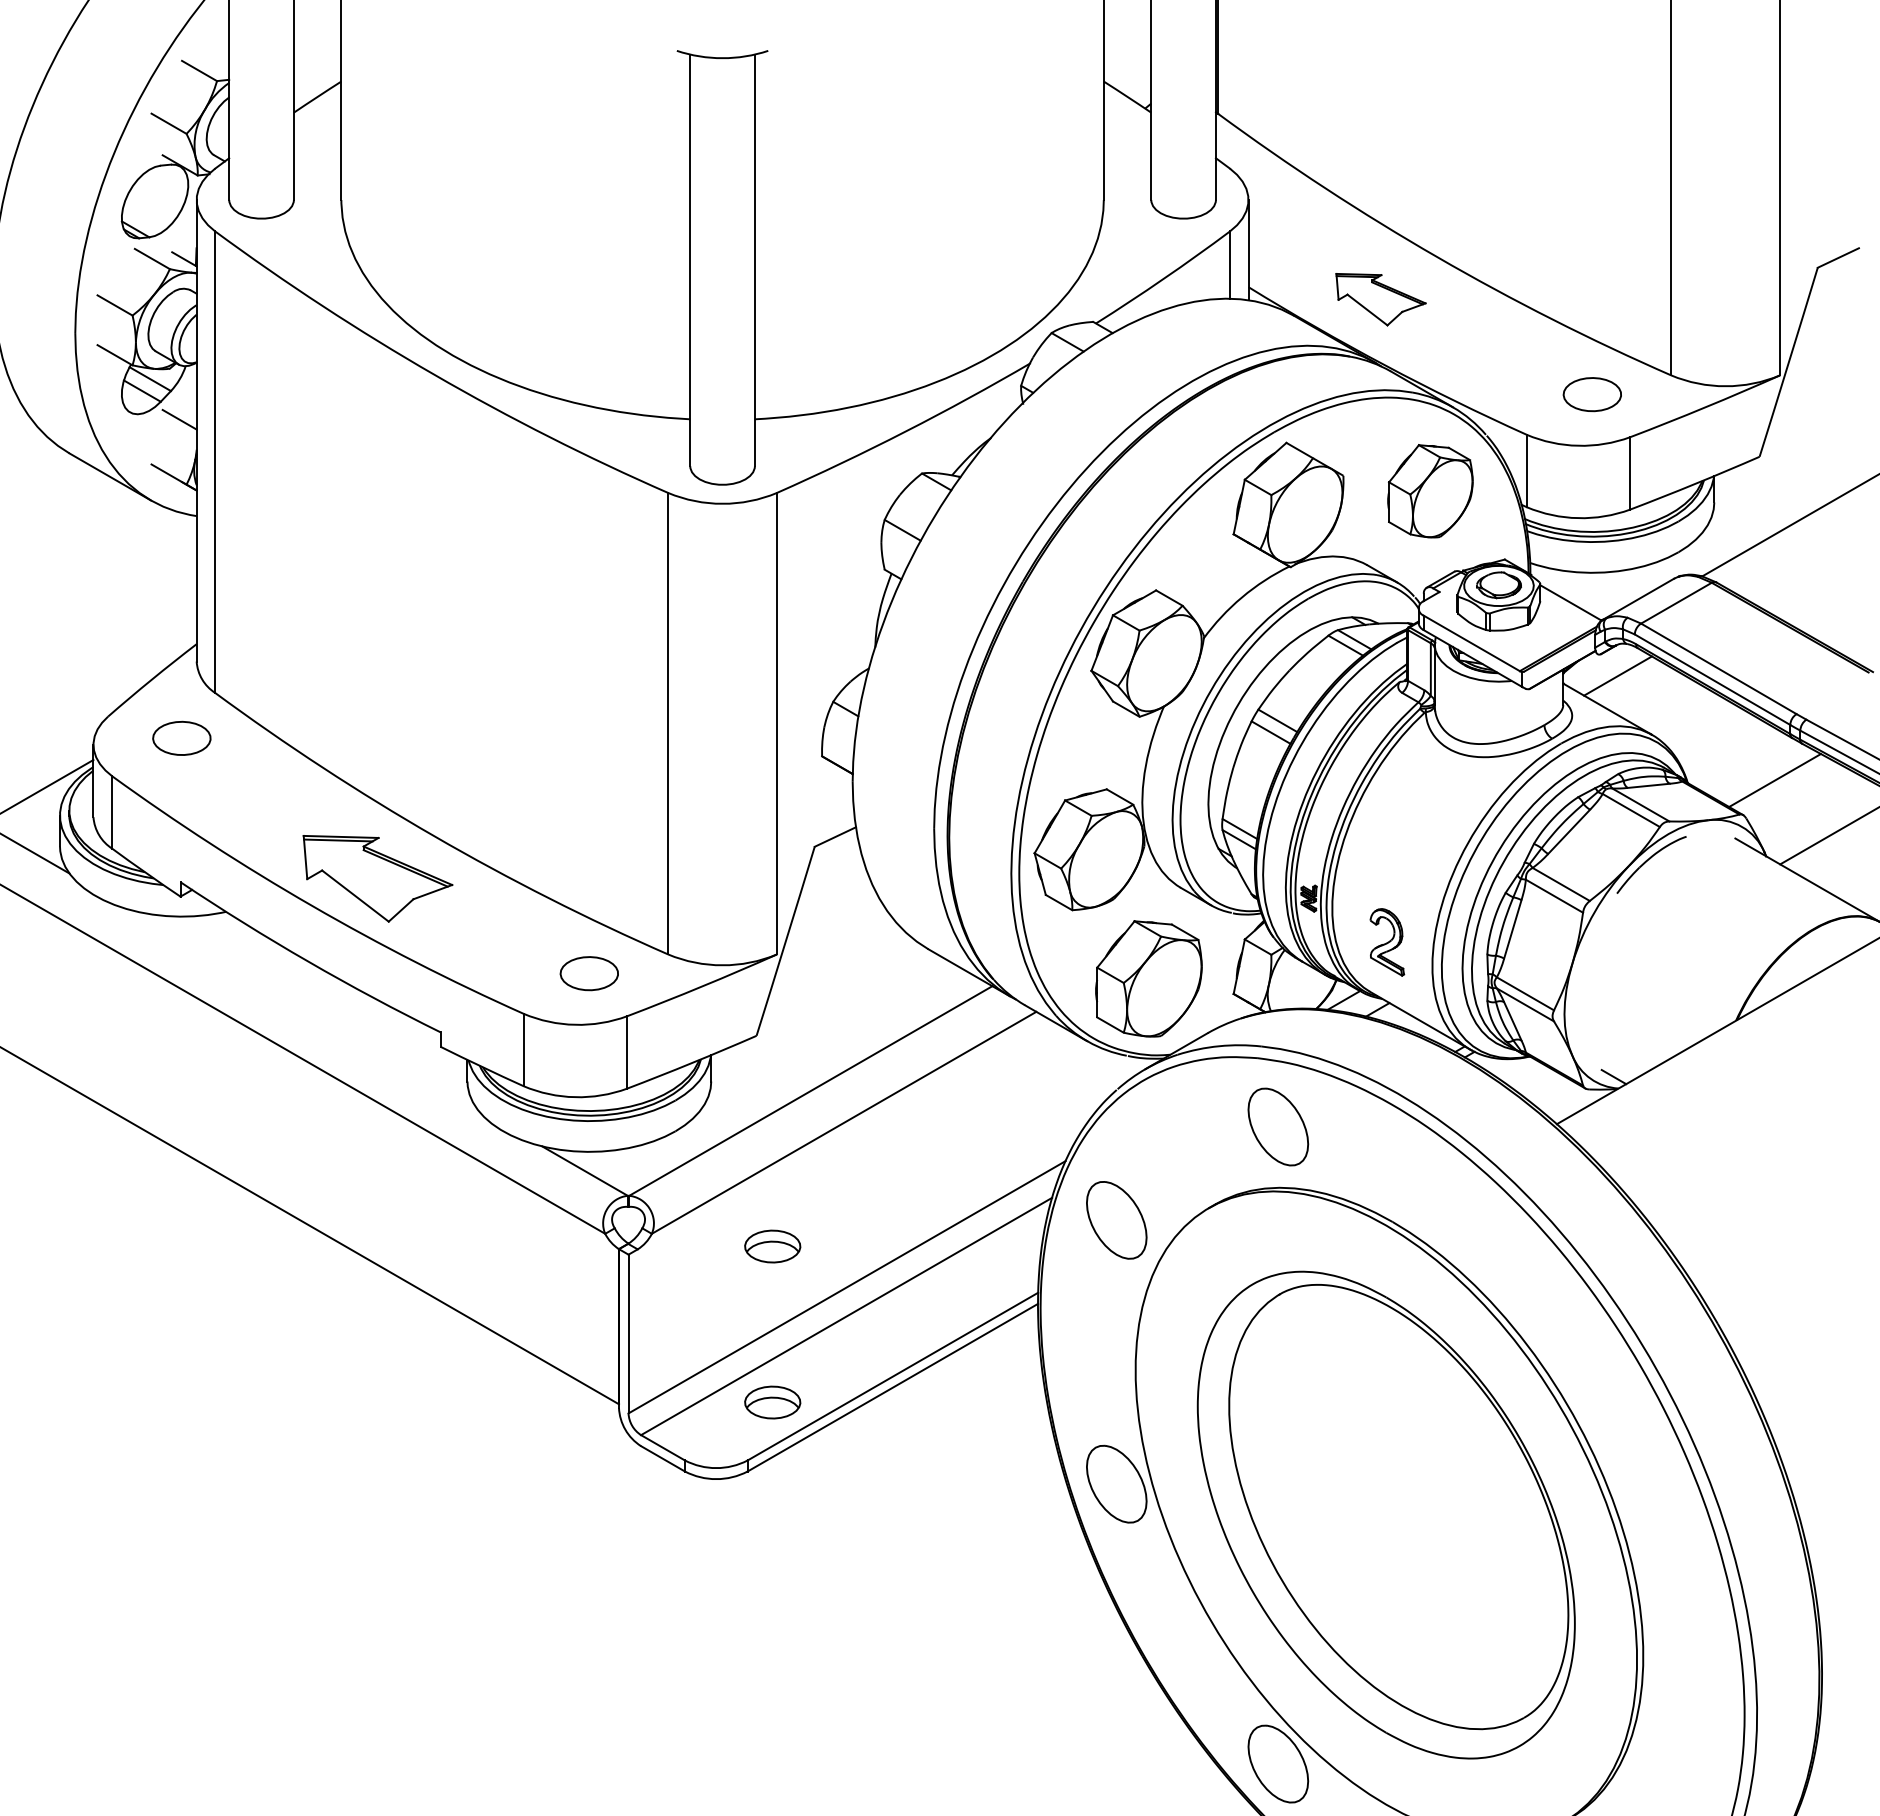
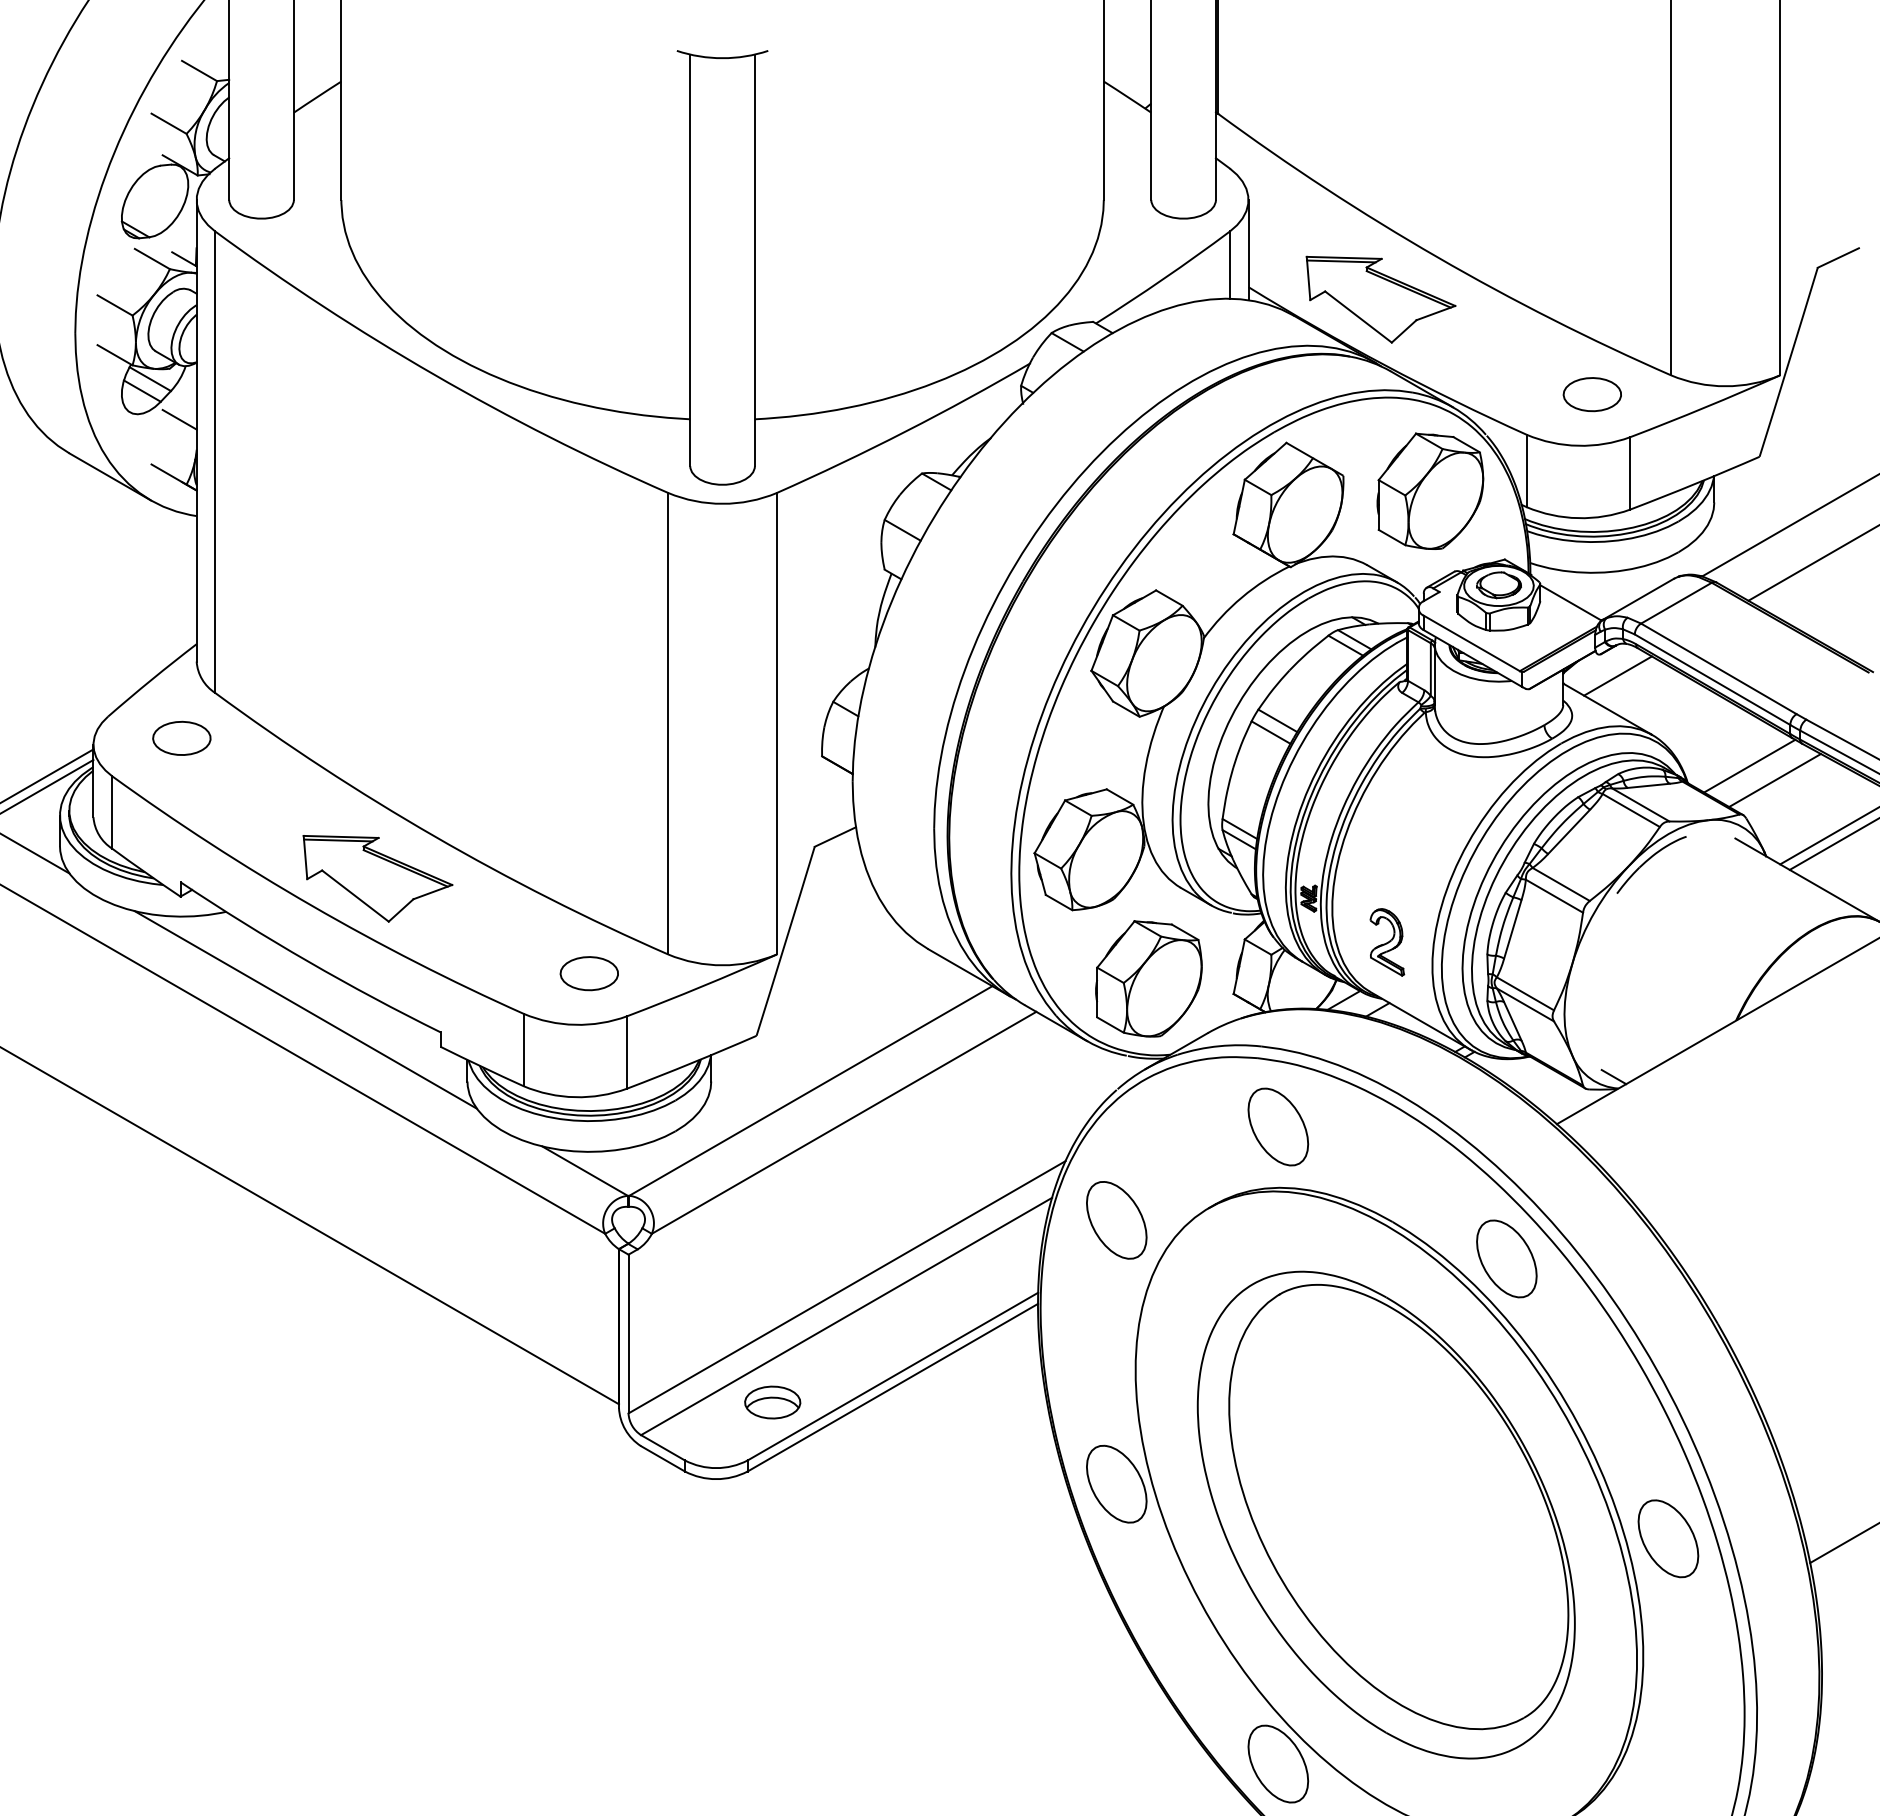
part size: 92x54 px -> 152x89 px (1380, 299)
part size: 87x95 px -> 109x118 px (1430, 490)
line: none -> present (1812, 563)
line: none -> present (1749, 765)
line: none -> present (47, 775)
line: none -> present (1832, 844)
line: none -> present (305, 1009)
part: present -> none (772, 1246)
part: none -> present (1506, 1258)
part: none -> present (1668, 1538)
line: none -> present (1843, 1543)
